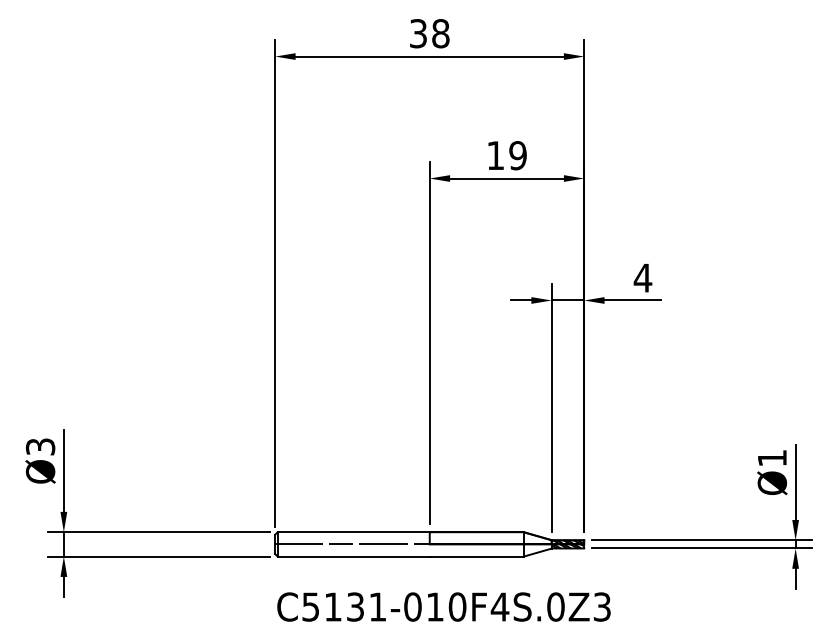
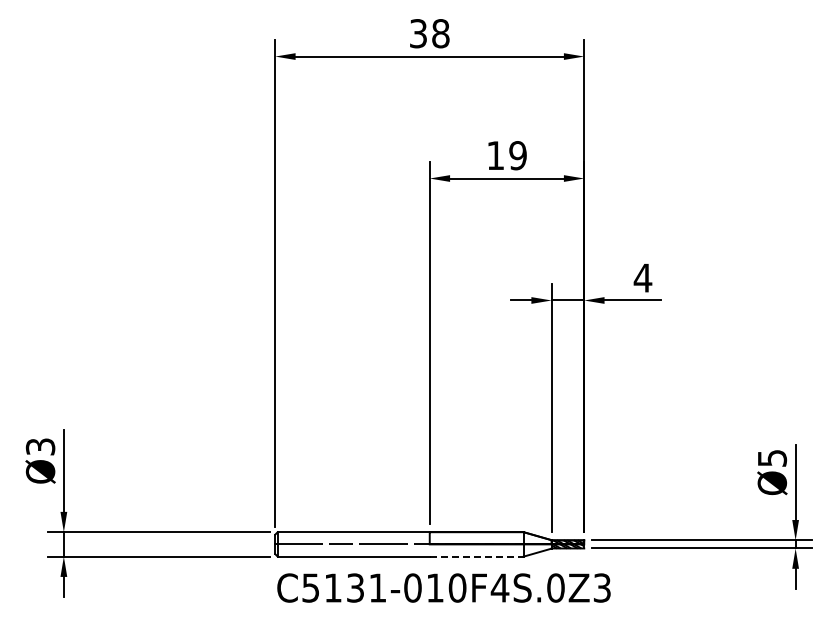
text: Ø1 -> Ø5 (772, 458)
line: solid -> dashed (477, 556)
text position: (443, 606) -> (443, 587) (443, 587)
